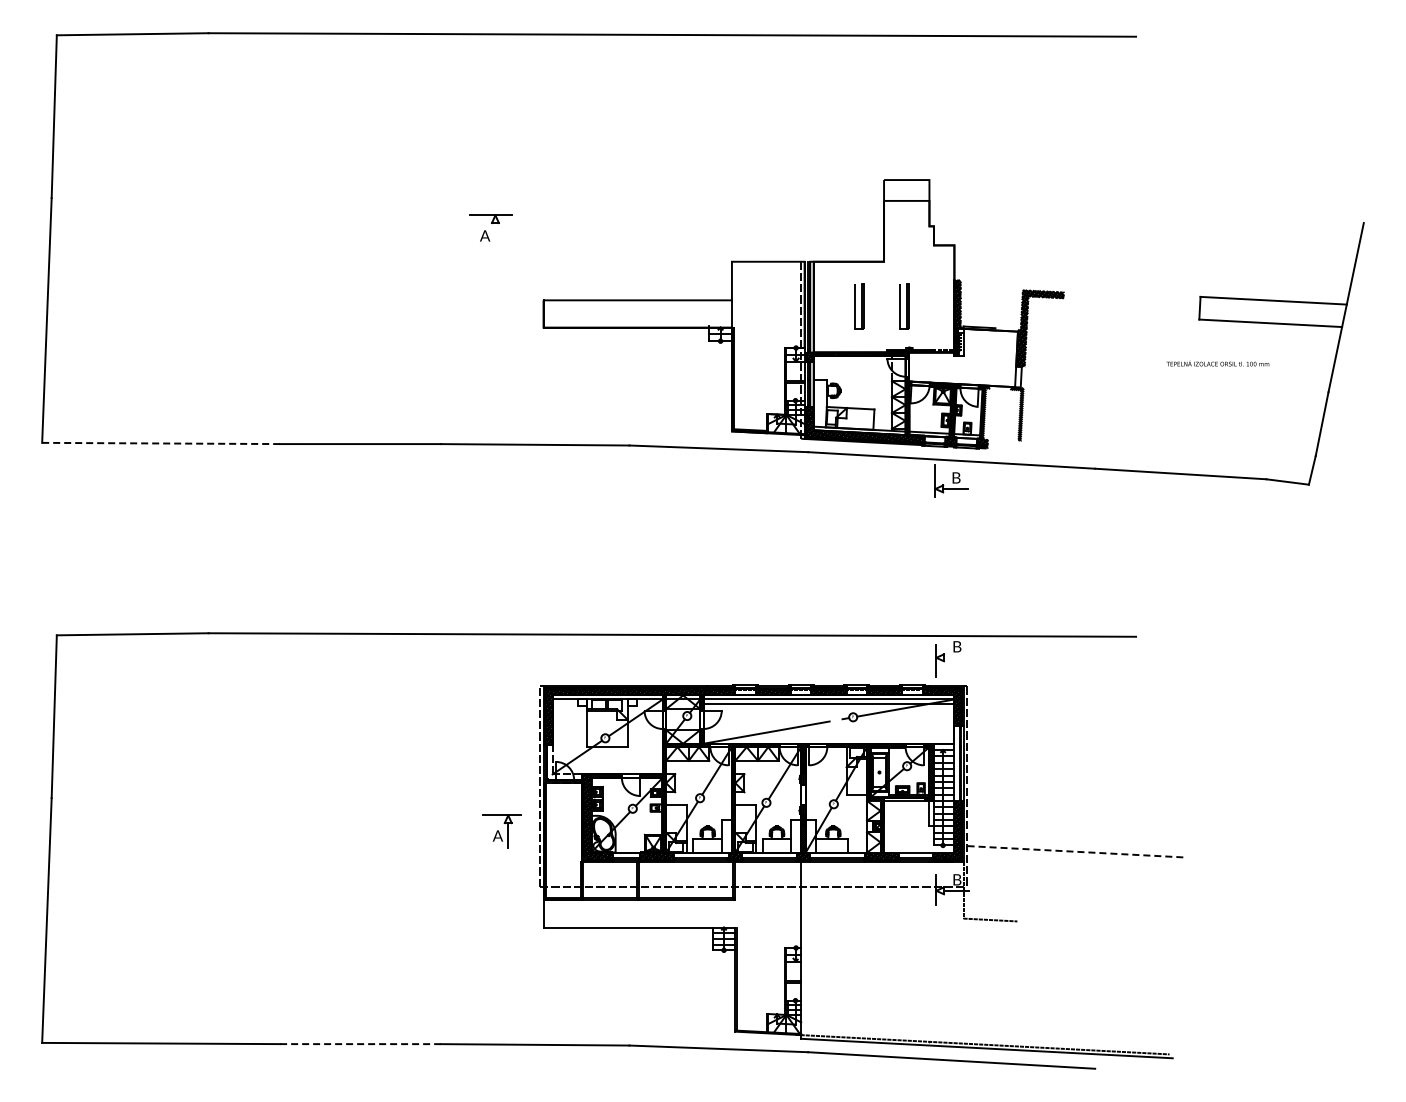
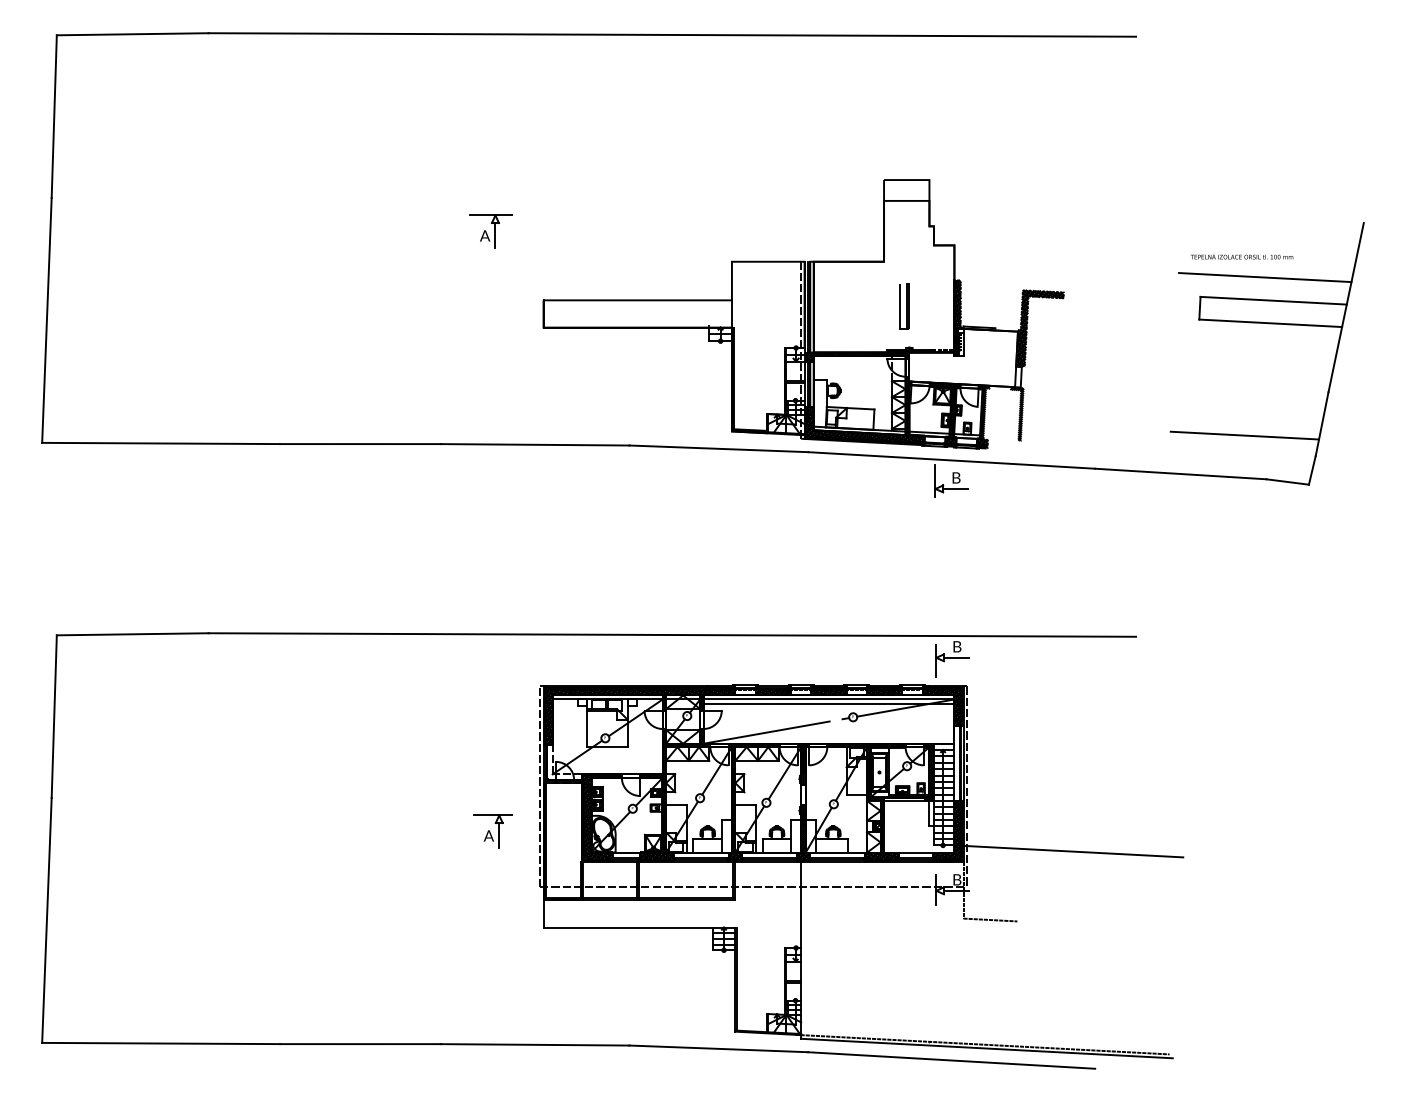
line: none -> present (495, 235)
line: none -> present (1265, 277)
part: present -> none (859, 306)
text position: (1217, 363) -> (1241, 256) (1241, 256)
line: none -> present (1244, 435)
line: dashed -> solid (161, 443)
line: none -> present (955, 657)
part position: (501, 831) -> (492, 831) (492, 831)
line: dashed -> solid (1072, 851)
line: dashed -> solid (360, 1044)
